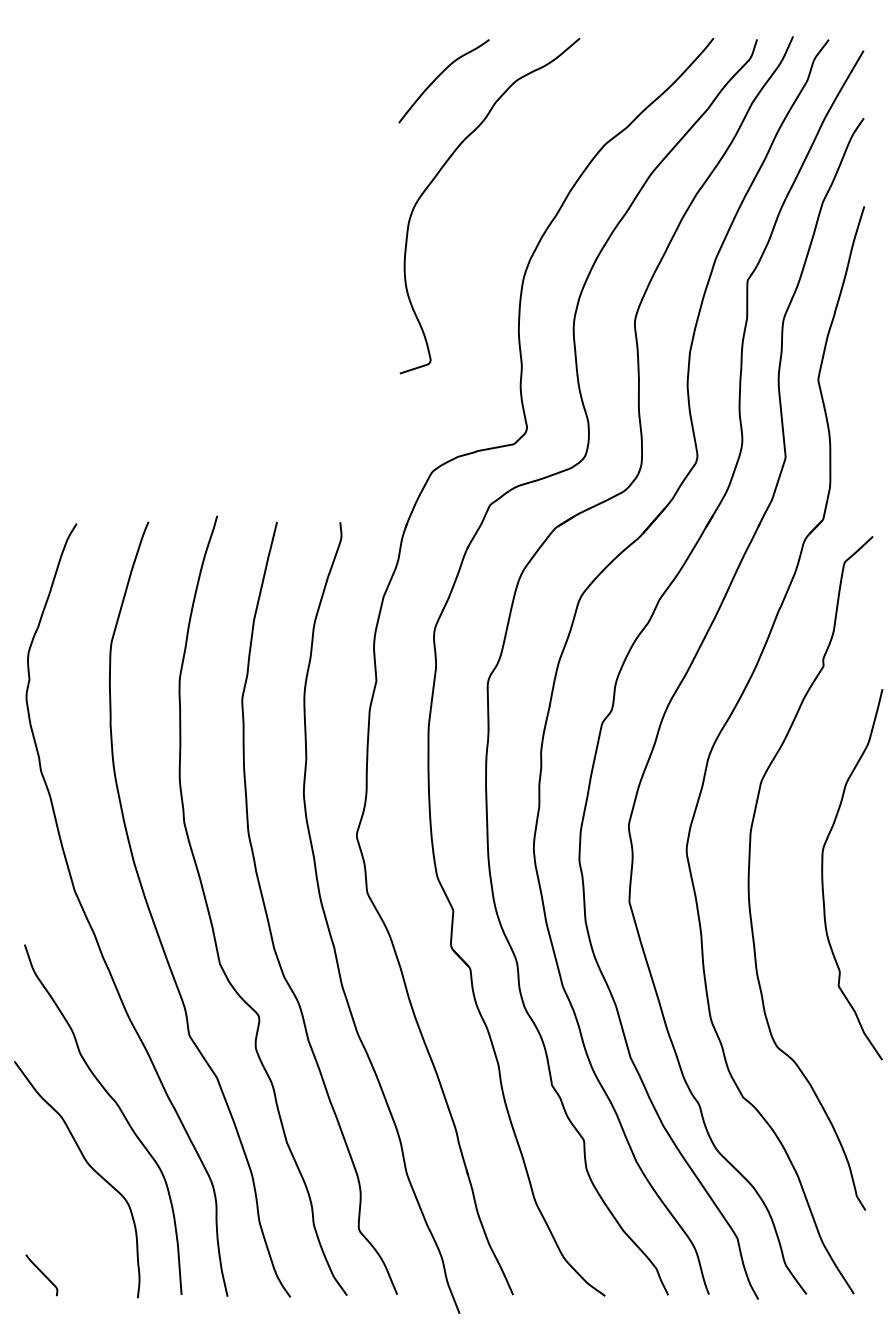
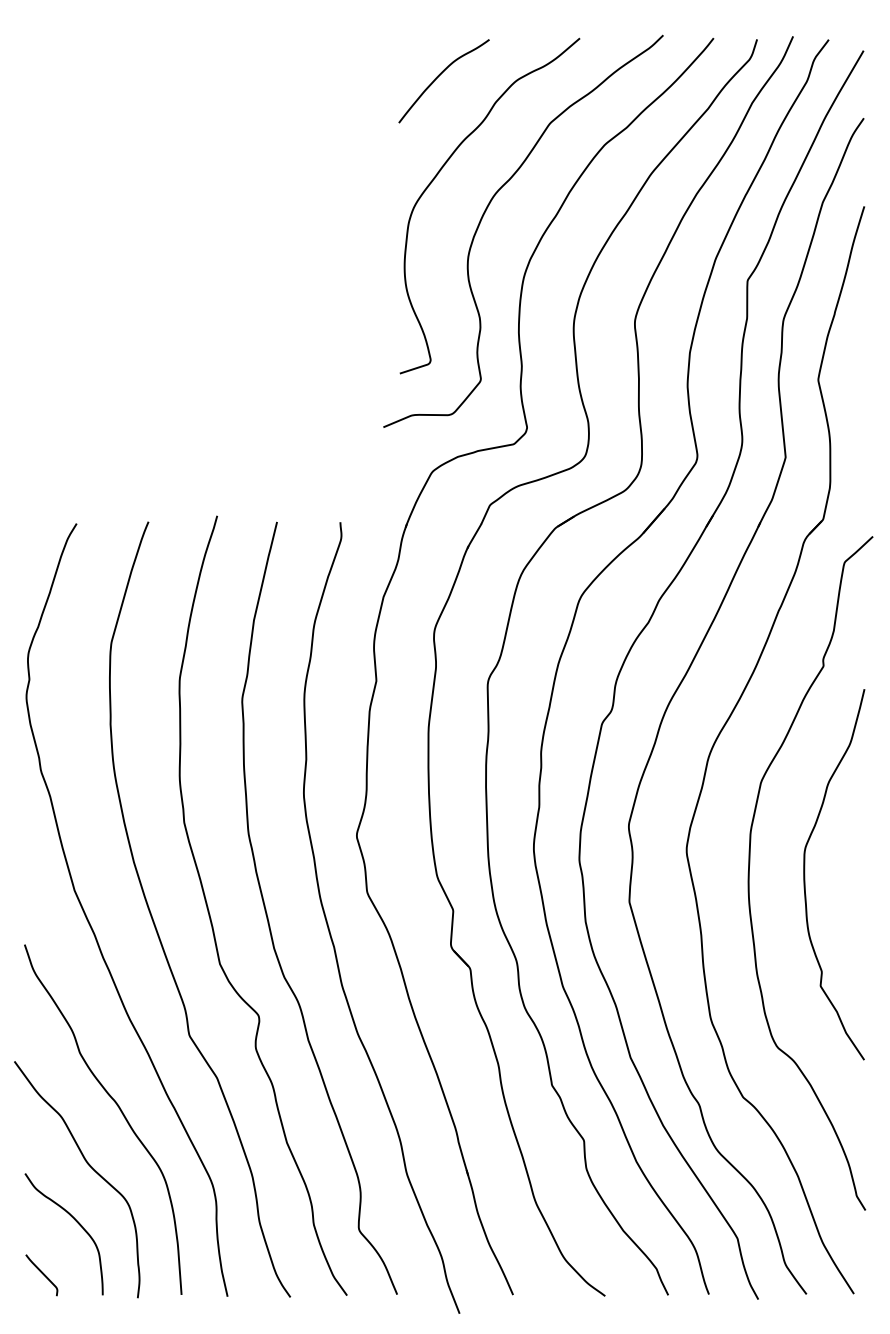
curve: none -> present (486, 211)
curve position: (823, 874) -> (805, 874) (805, 874)
curve: none -> present (75, 1221)
